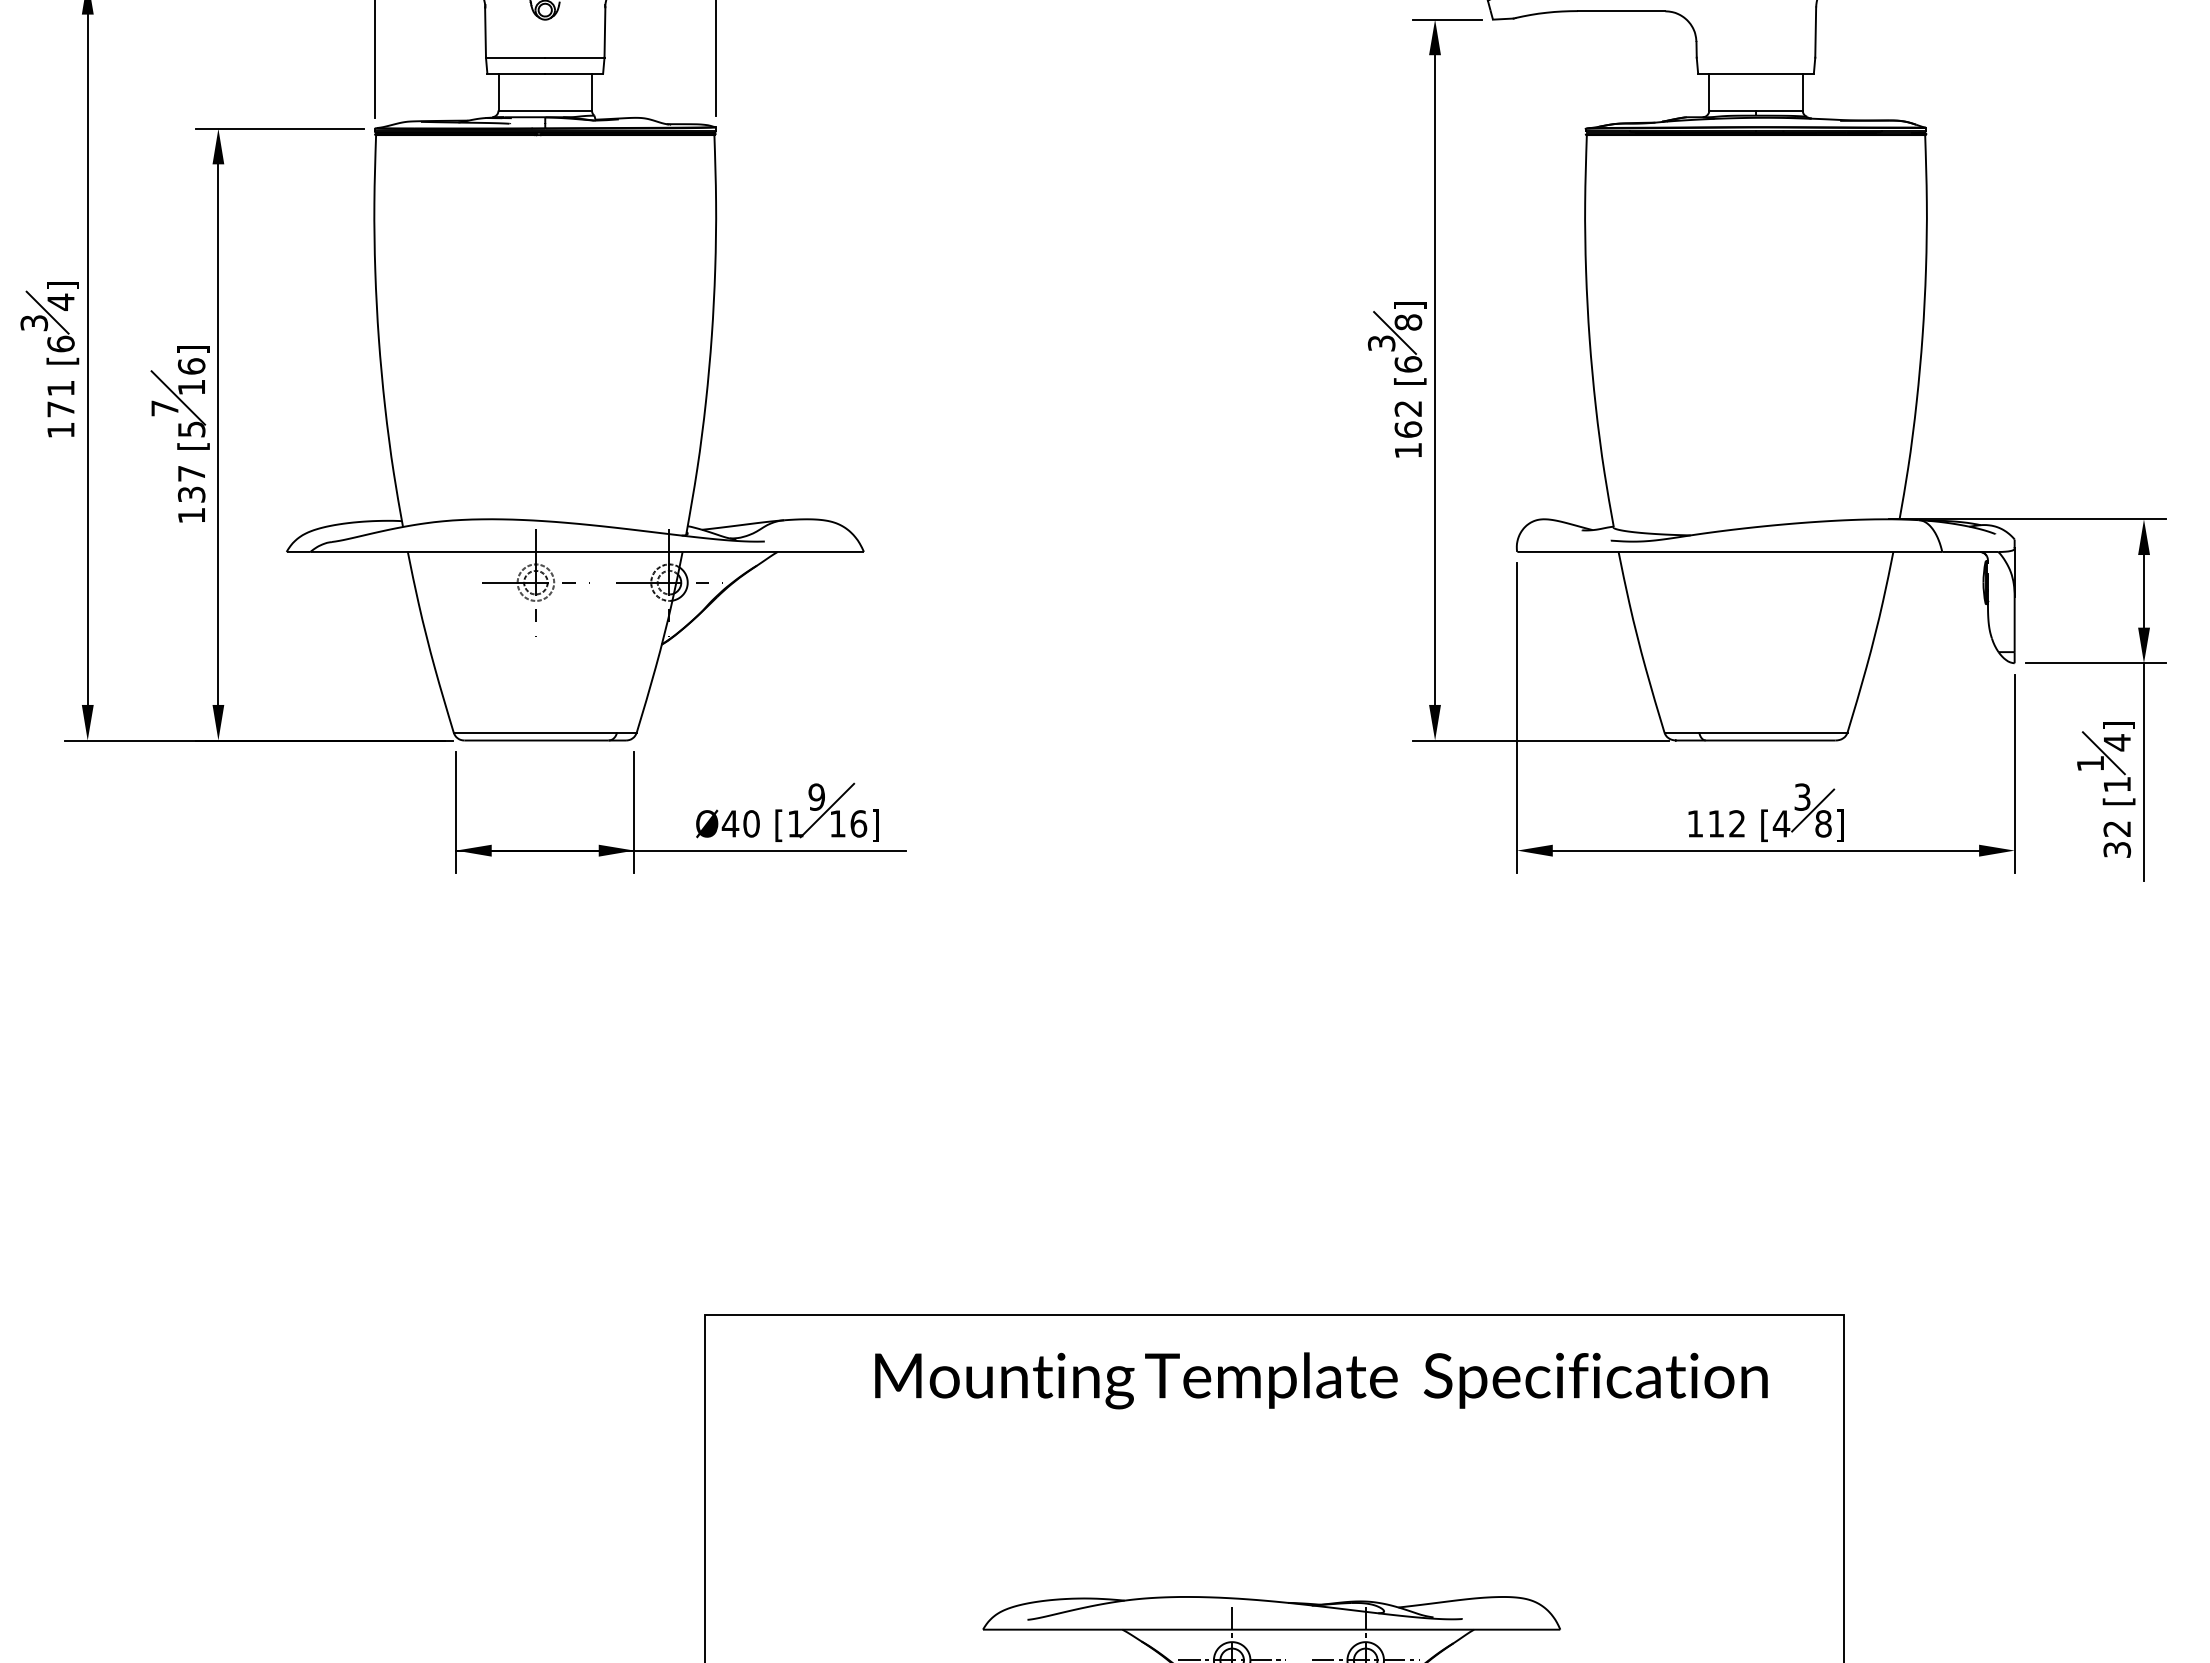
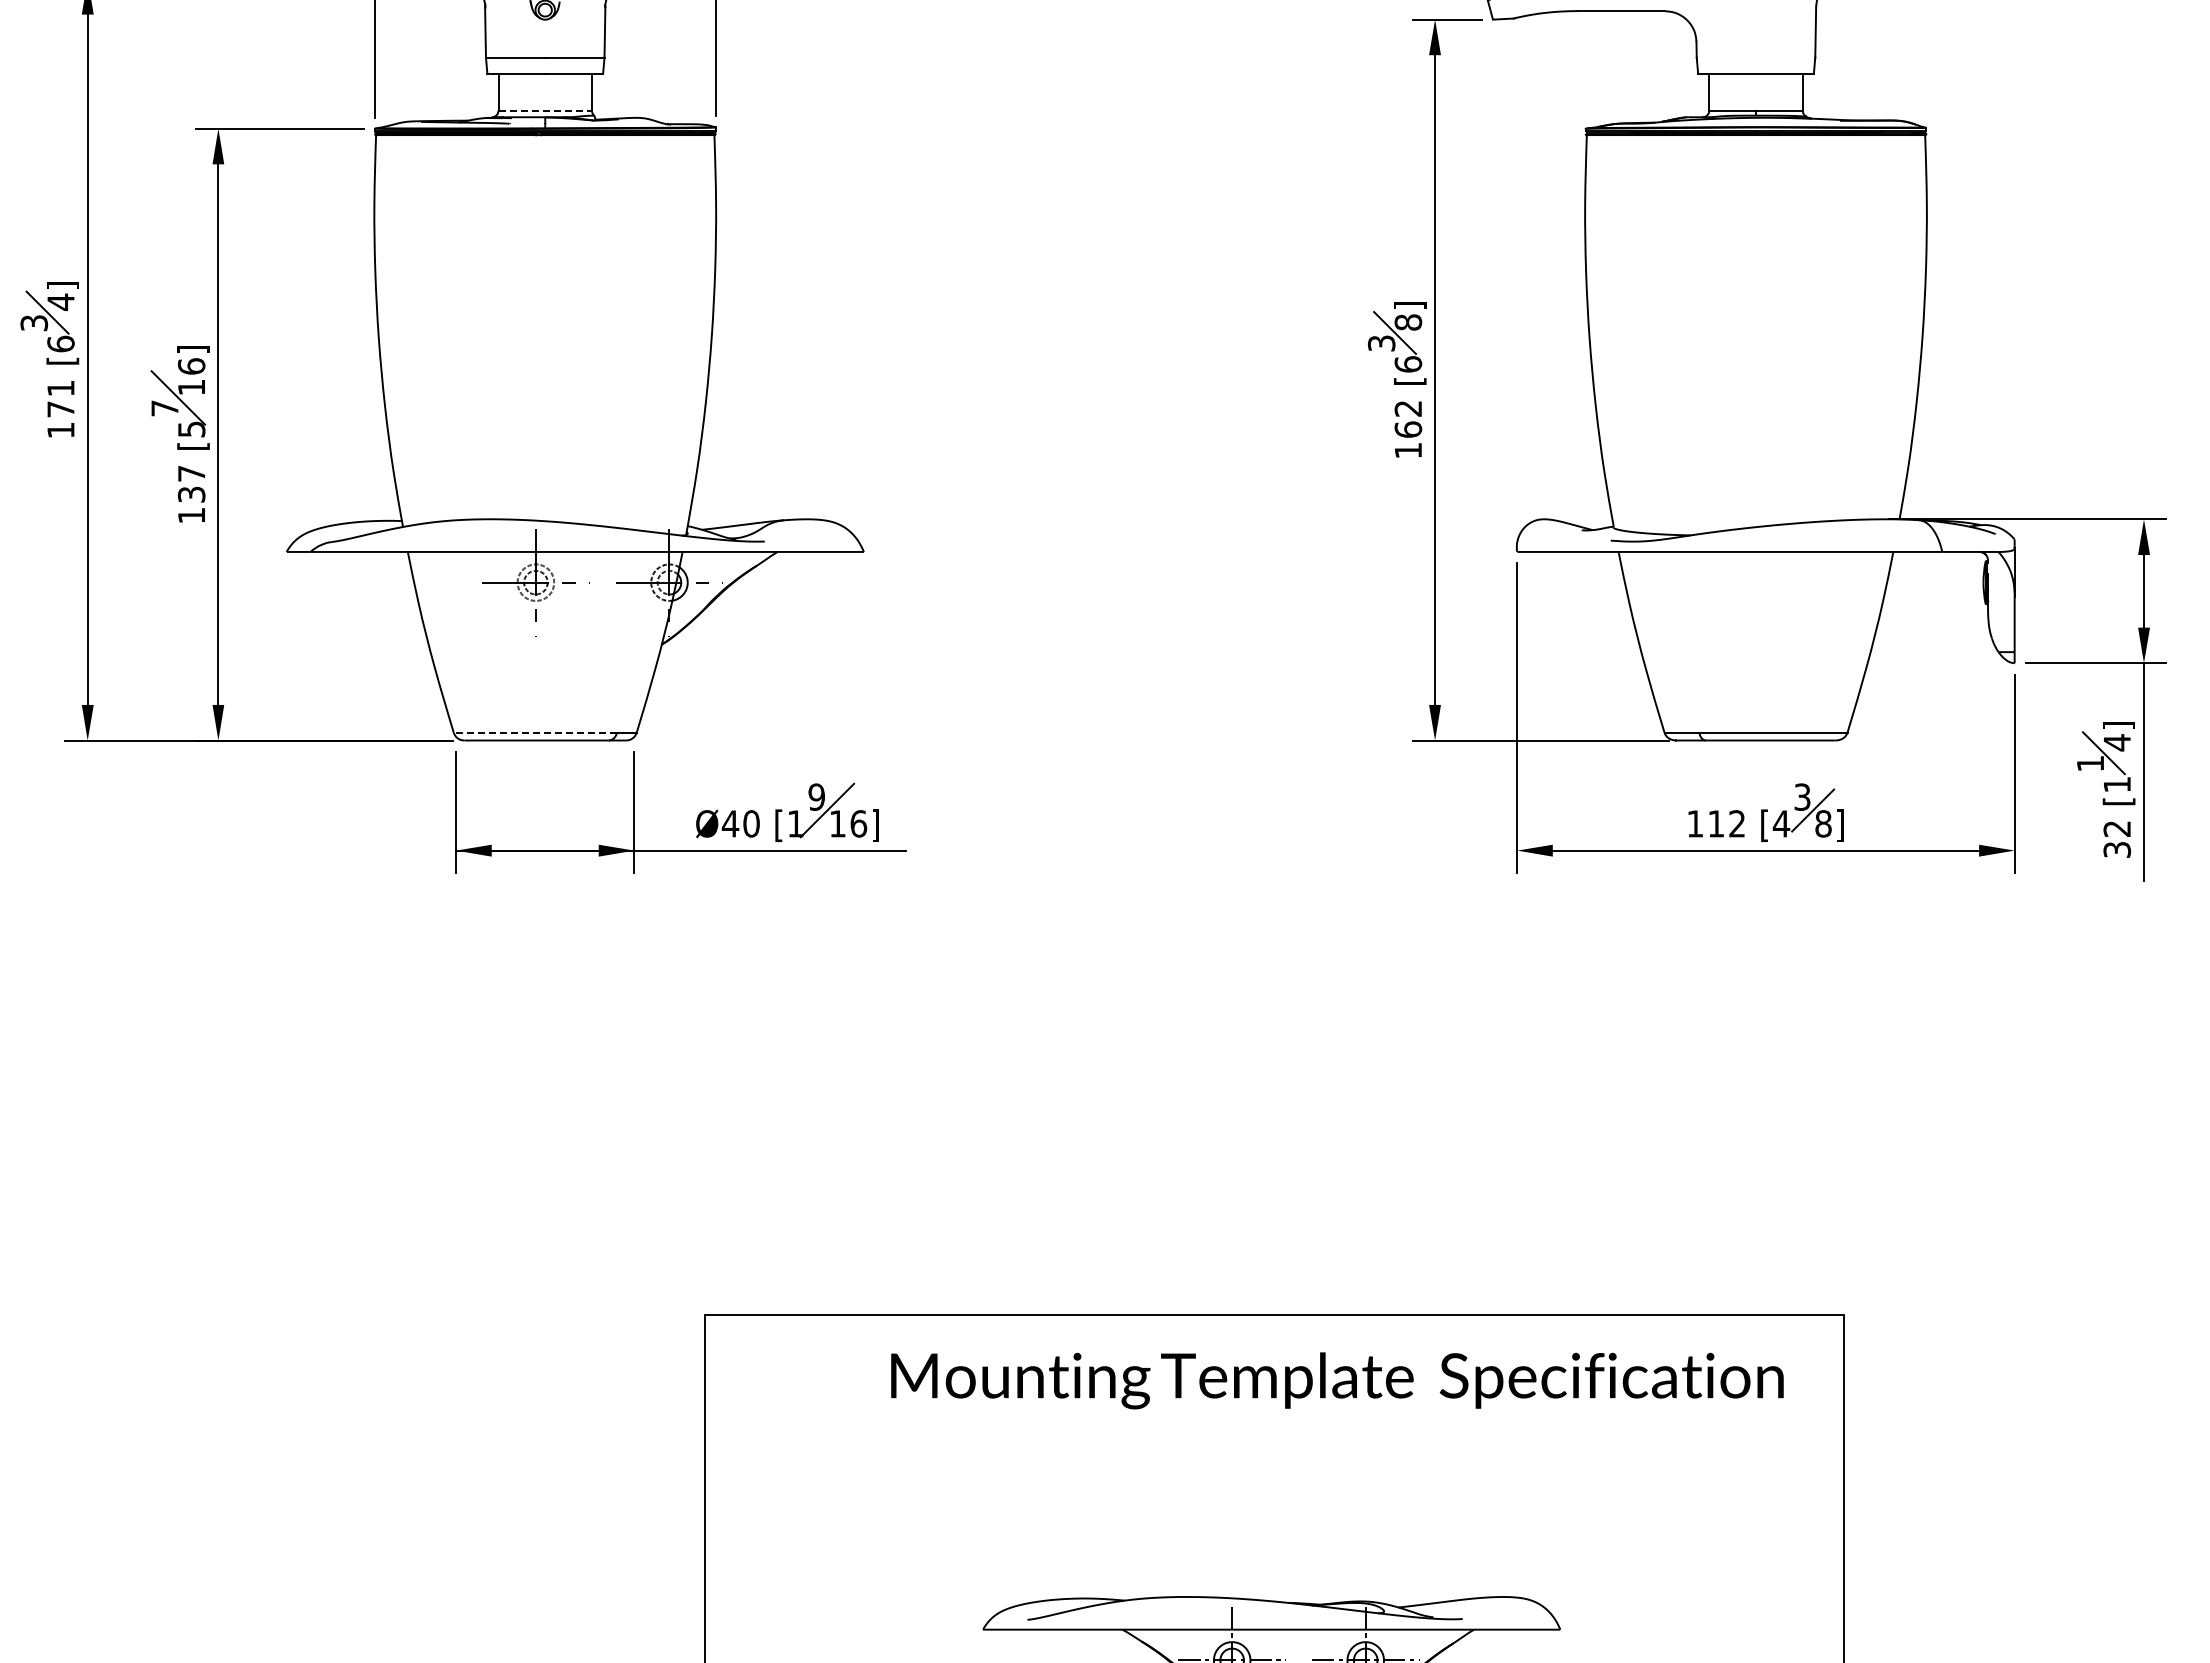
line: solid -> dashed (545, 110)
line: solid -> dashed (535, 732)
text position: (1321, 1380) -> (1337, 1380) (1337, 1380)
